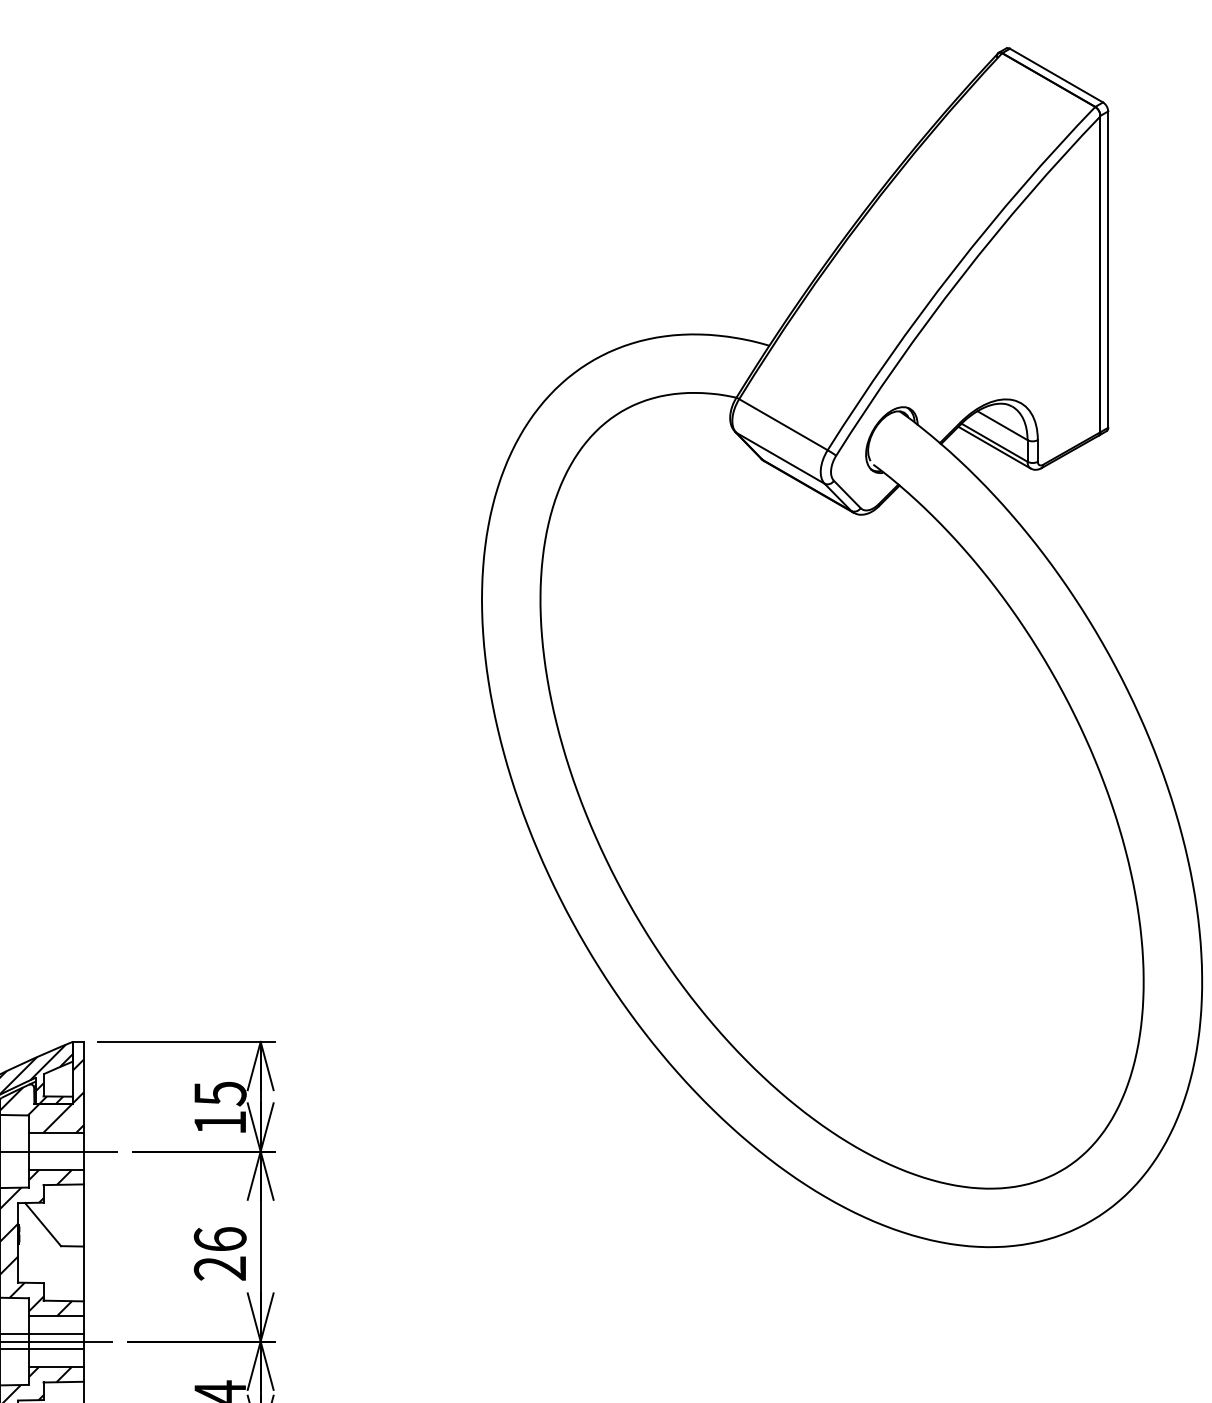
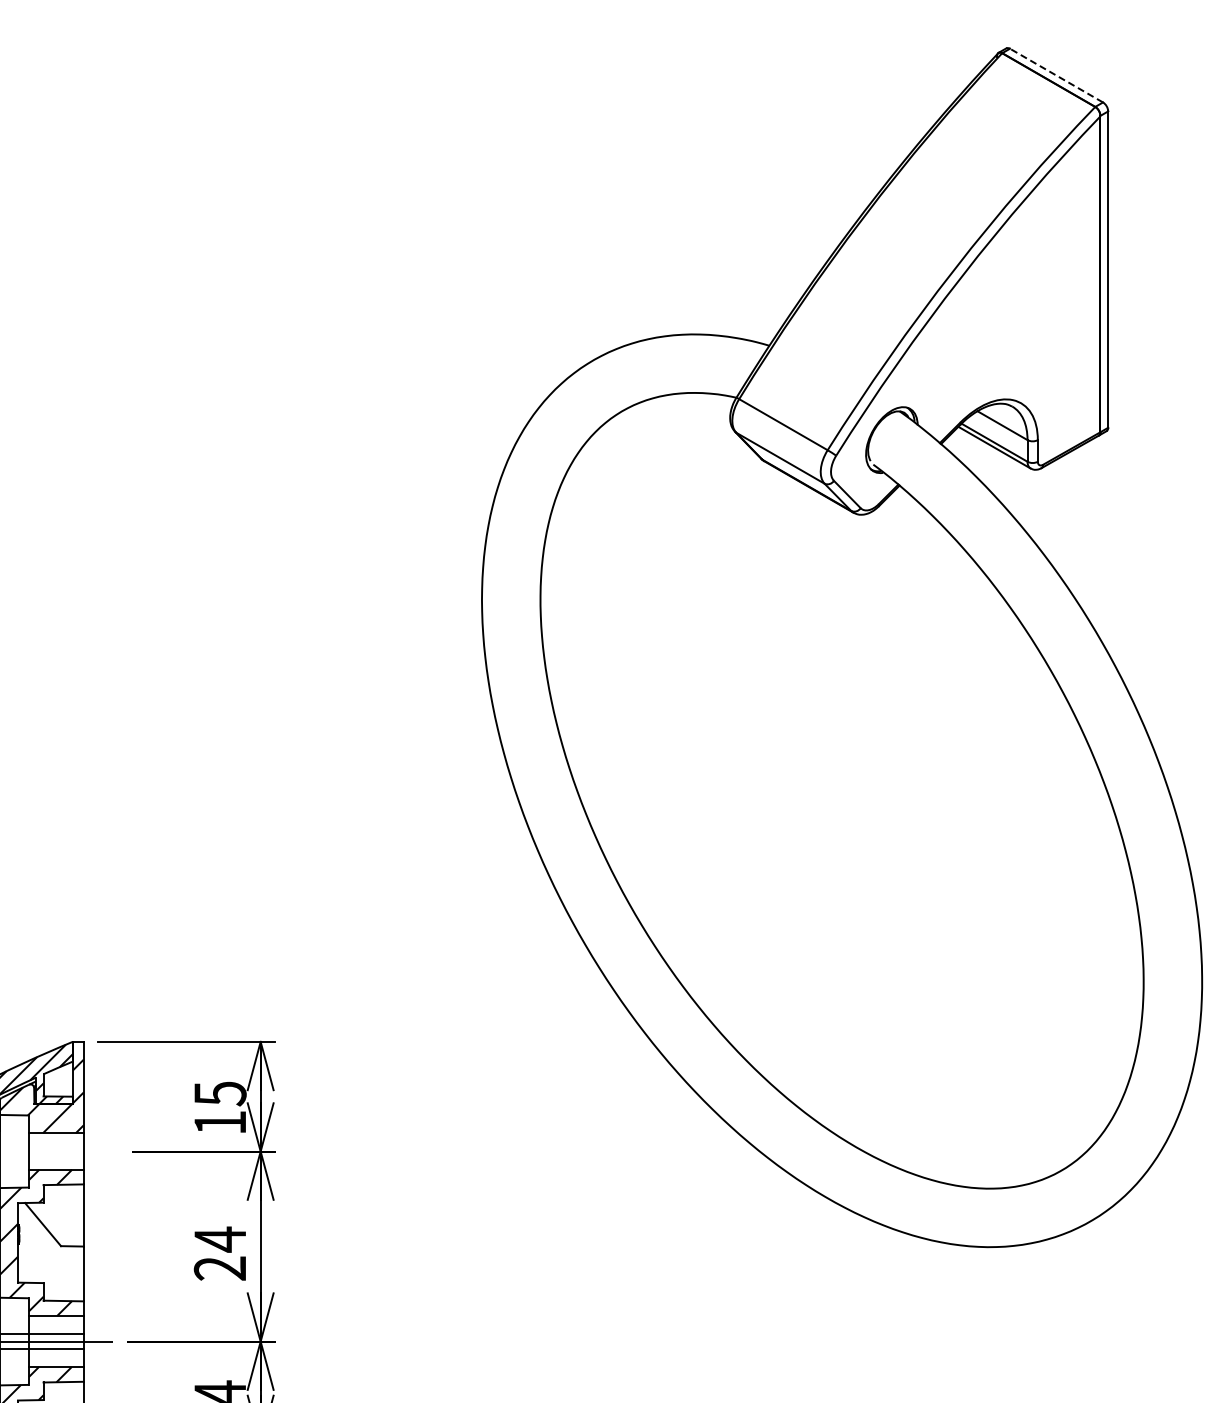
line: solid -> dashed (1056, 75)
line: present -> none (60, 1151)
text: 26 -> 24 (219, 1239)
